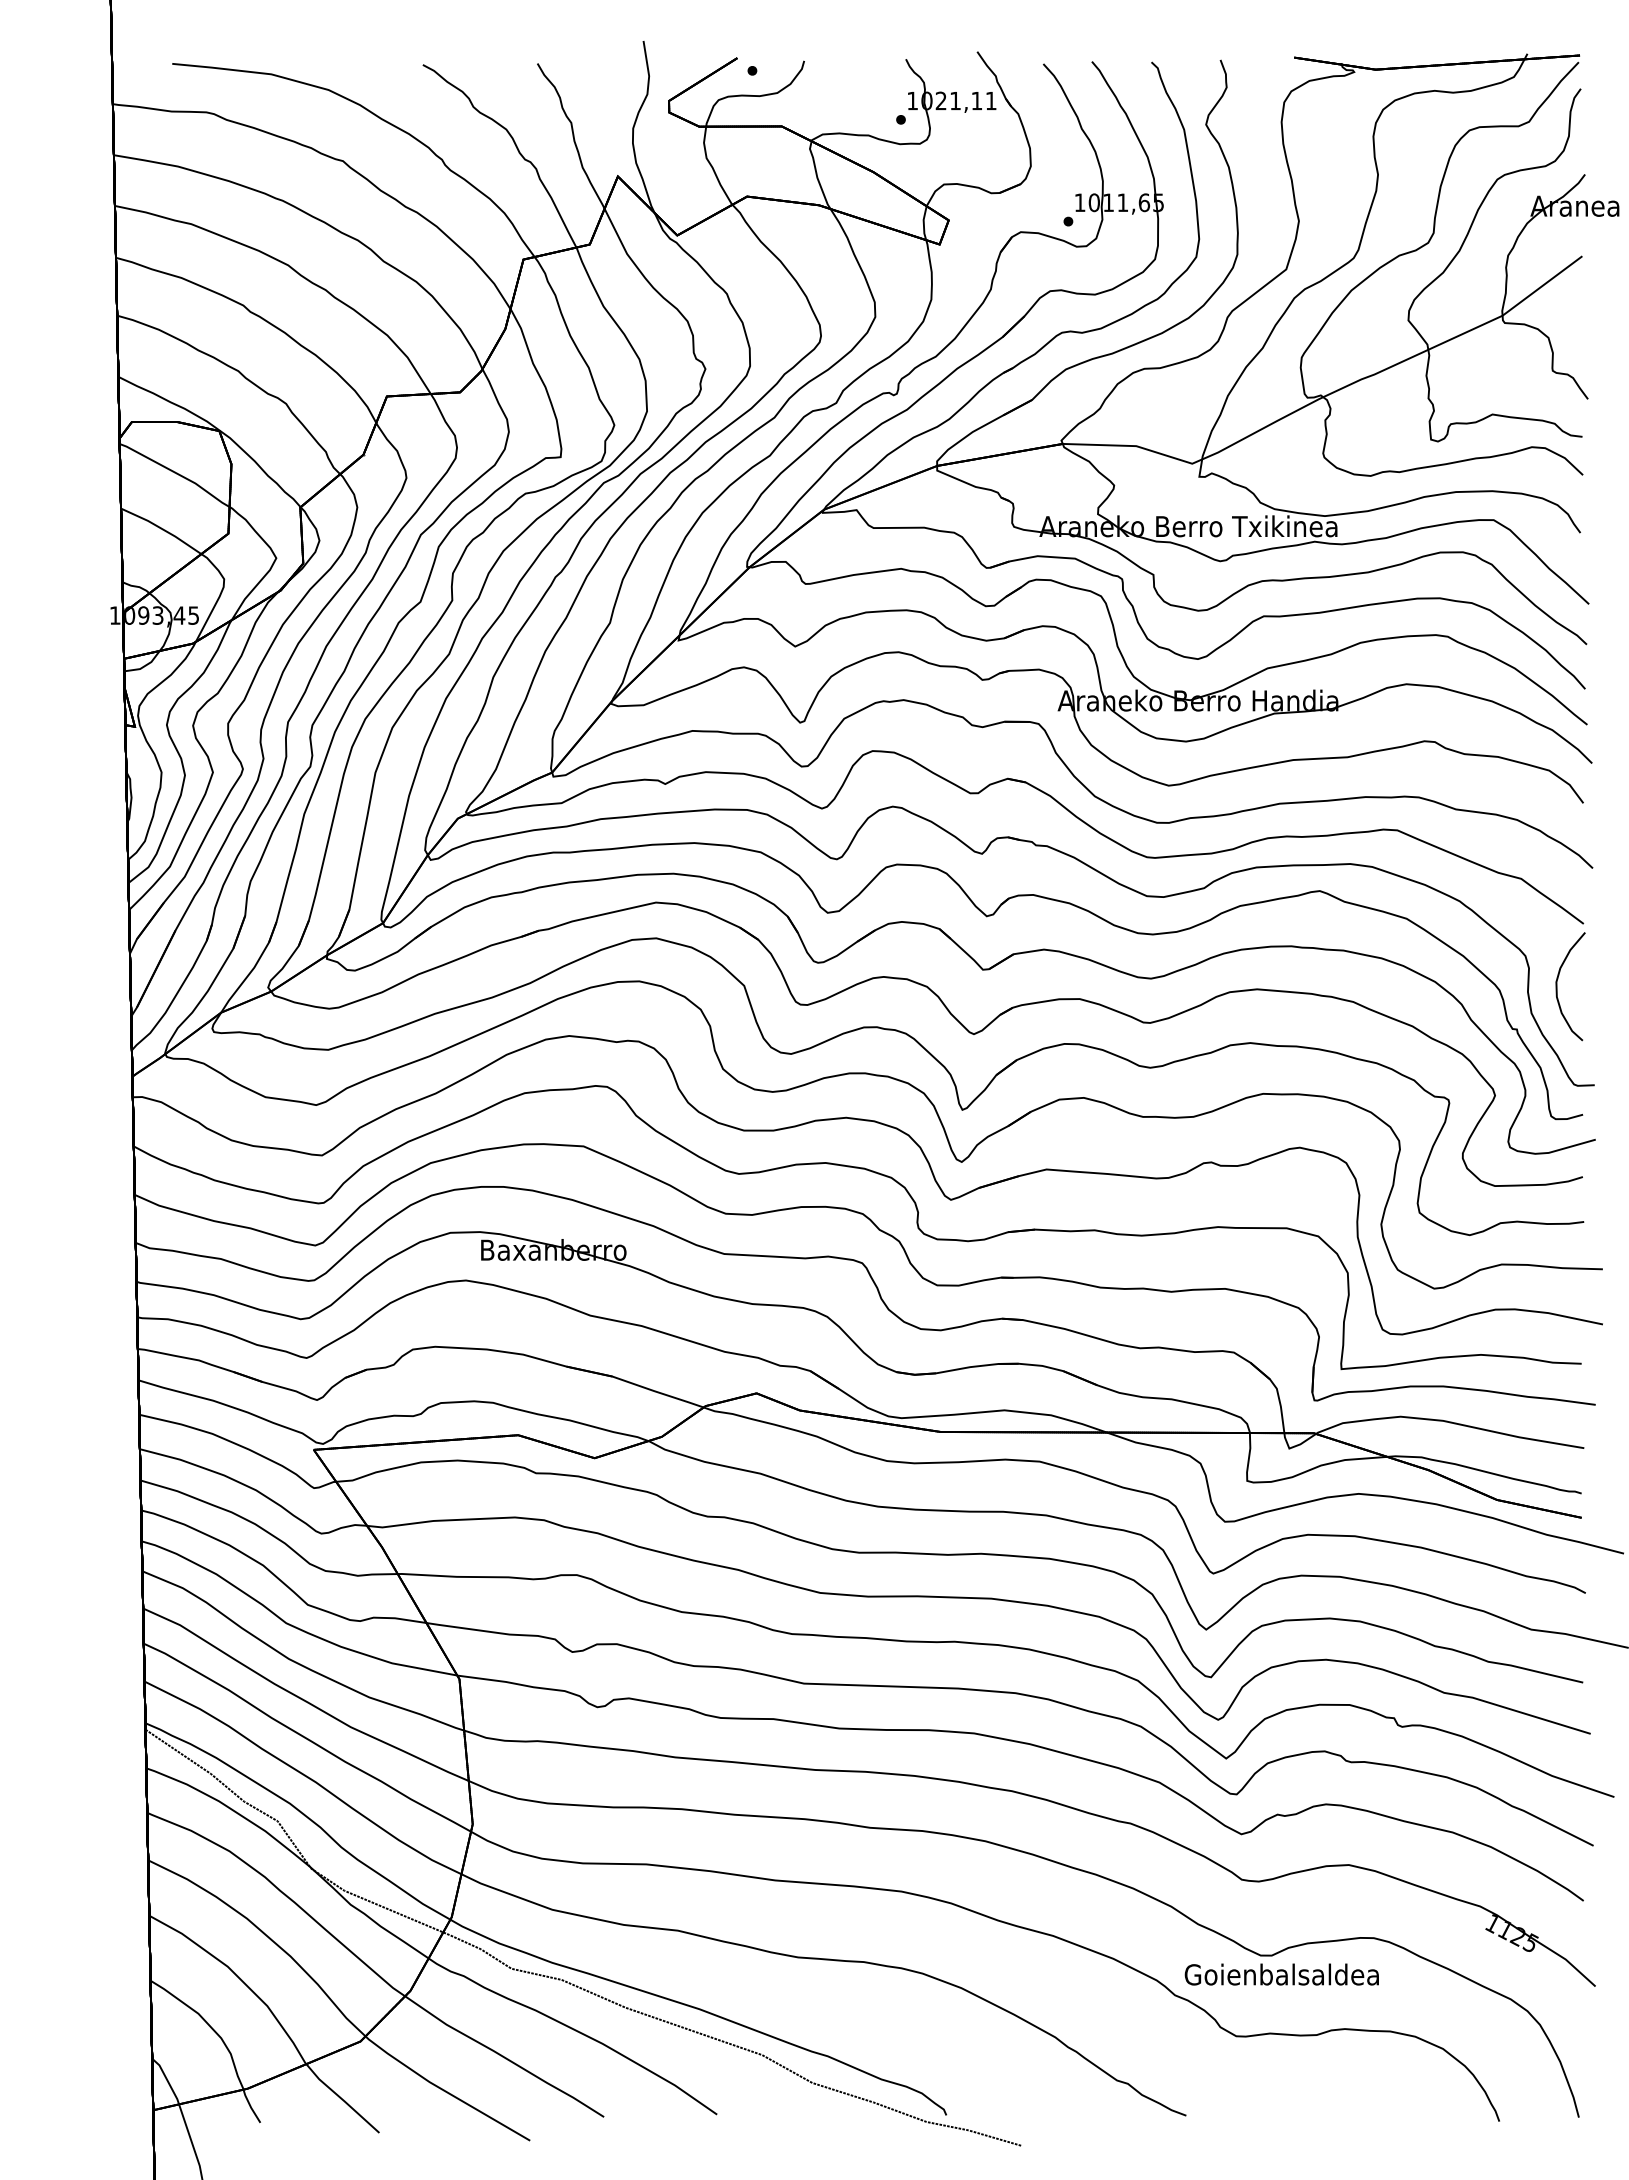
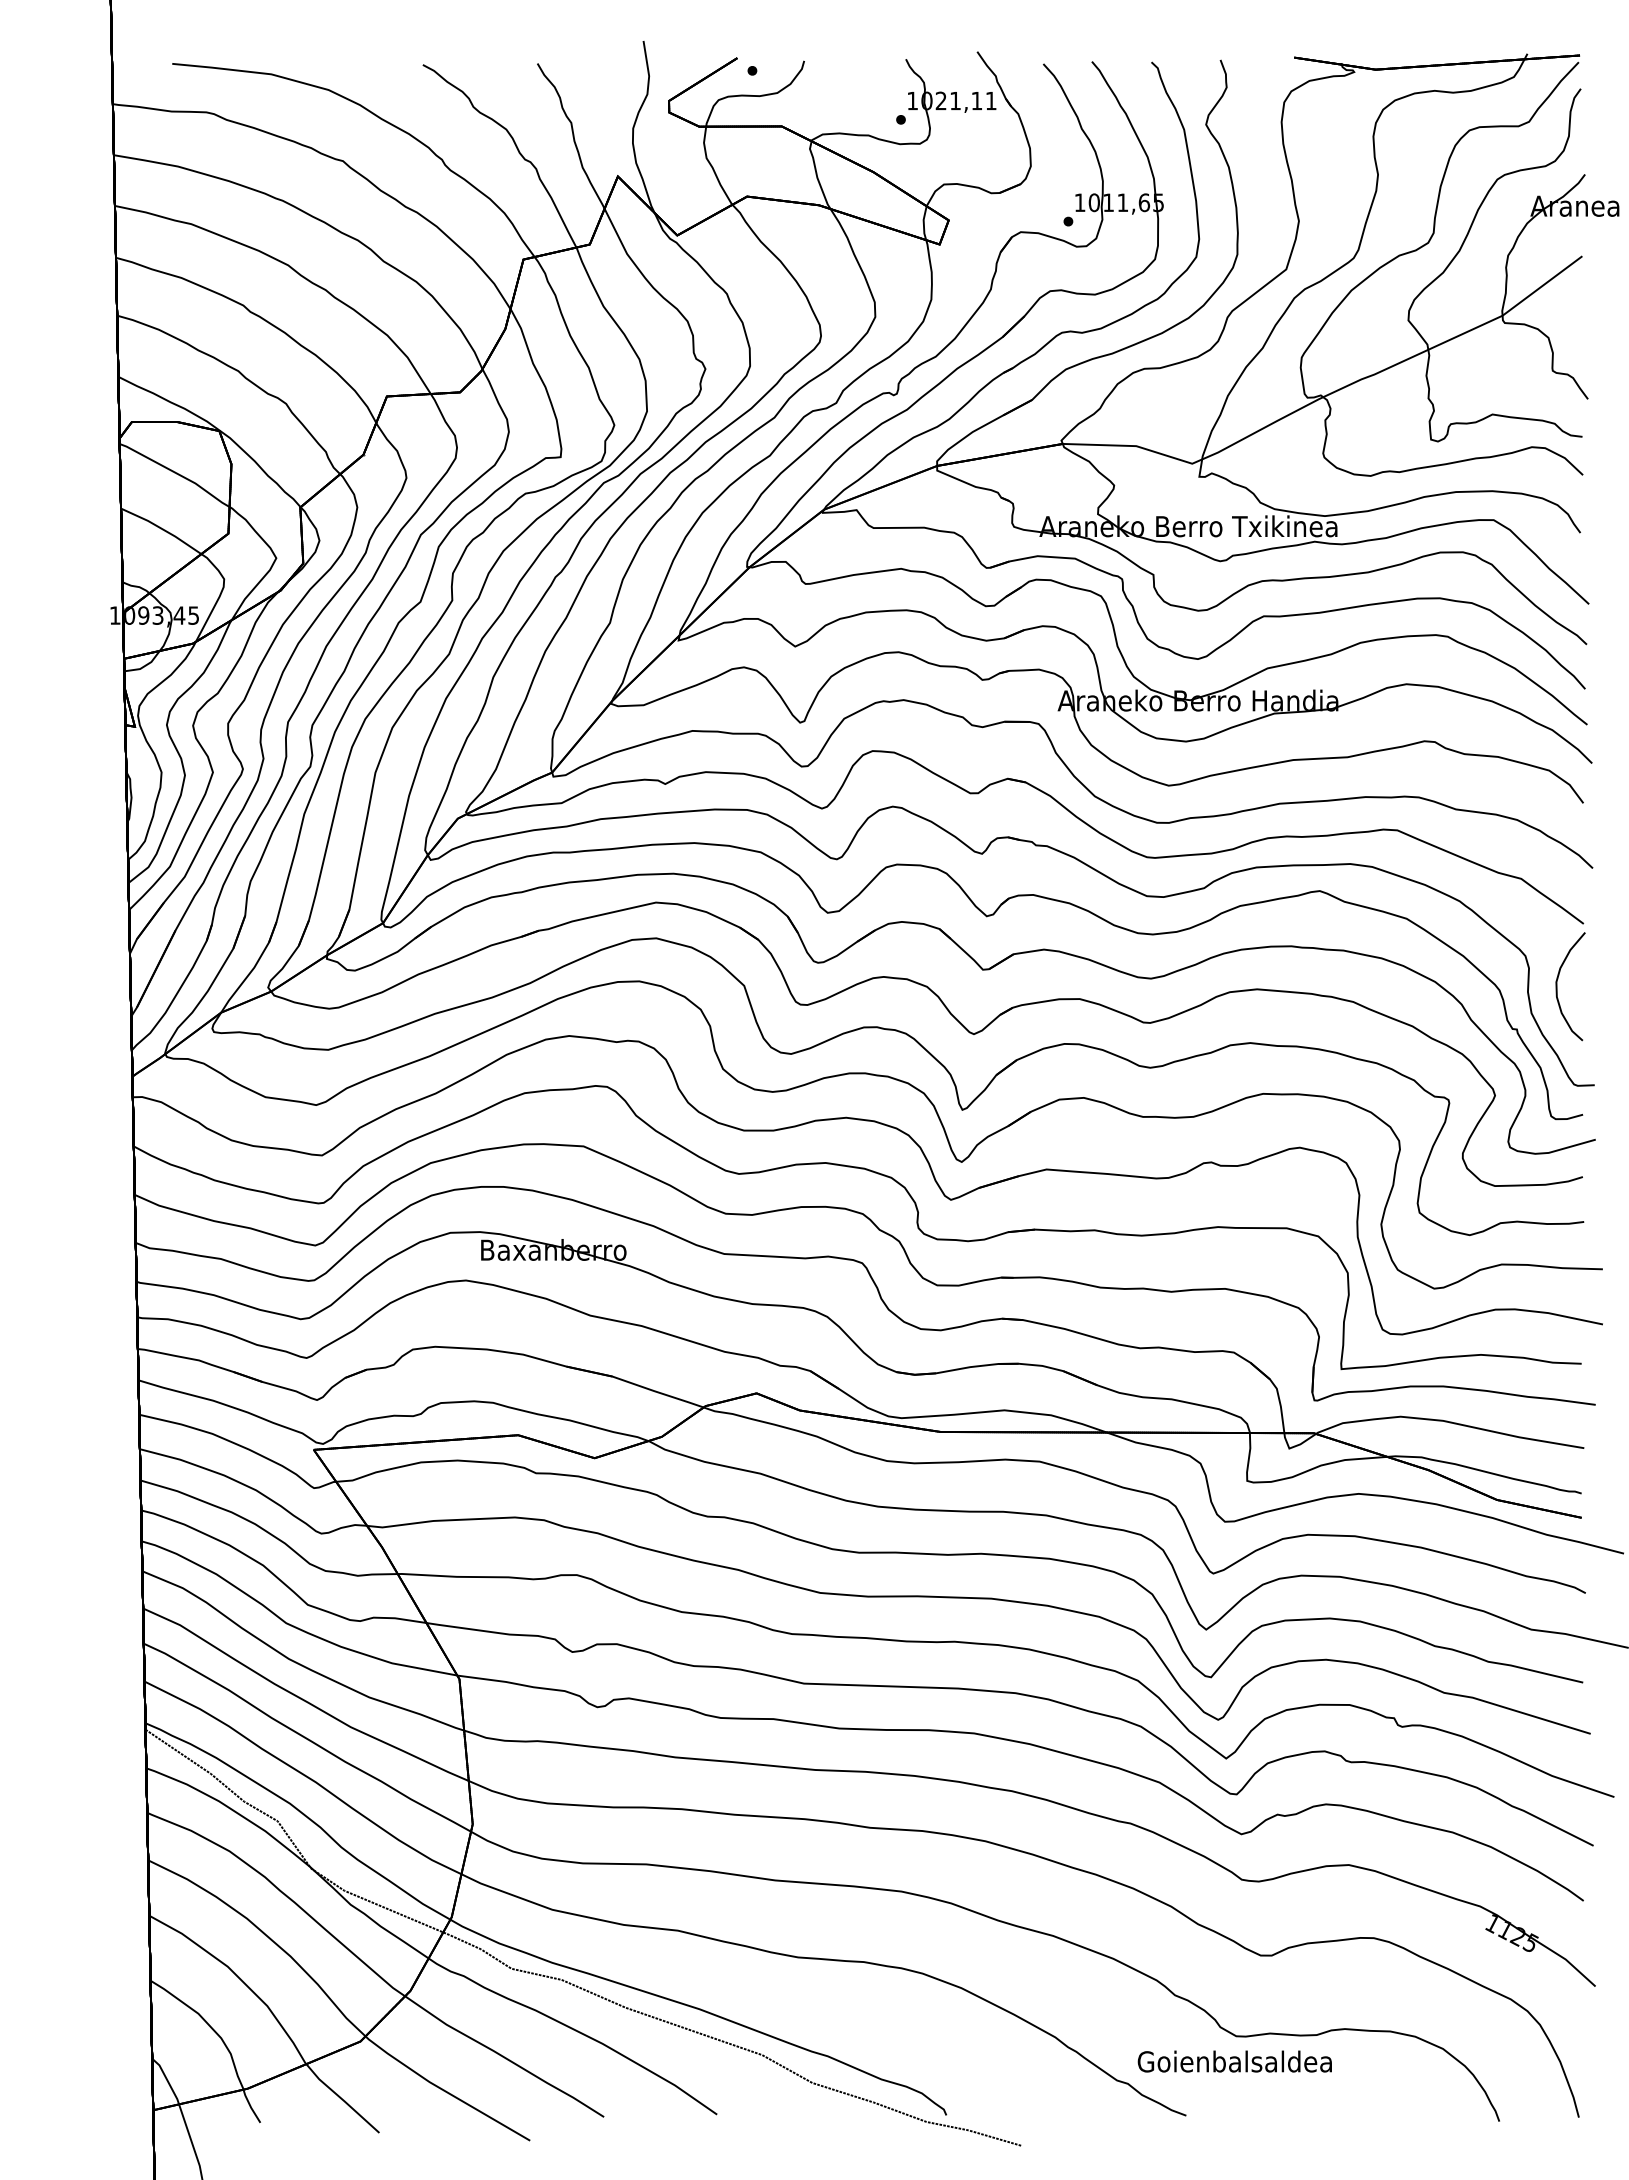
text position: (1281, 1974) -> (1234, 2061) (1234, 2061)
